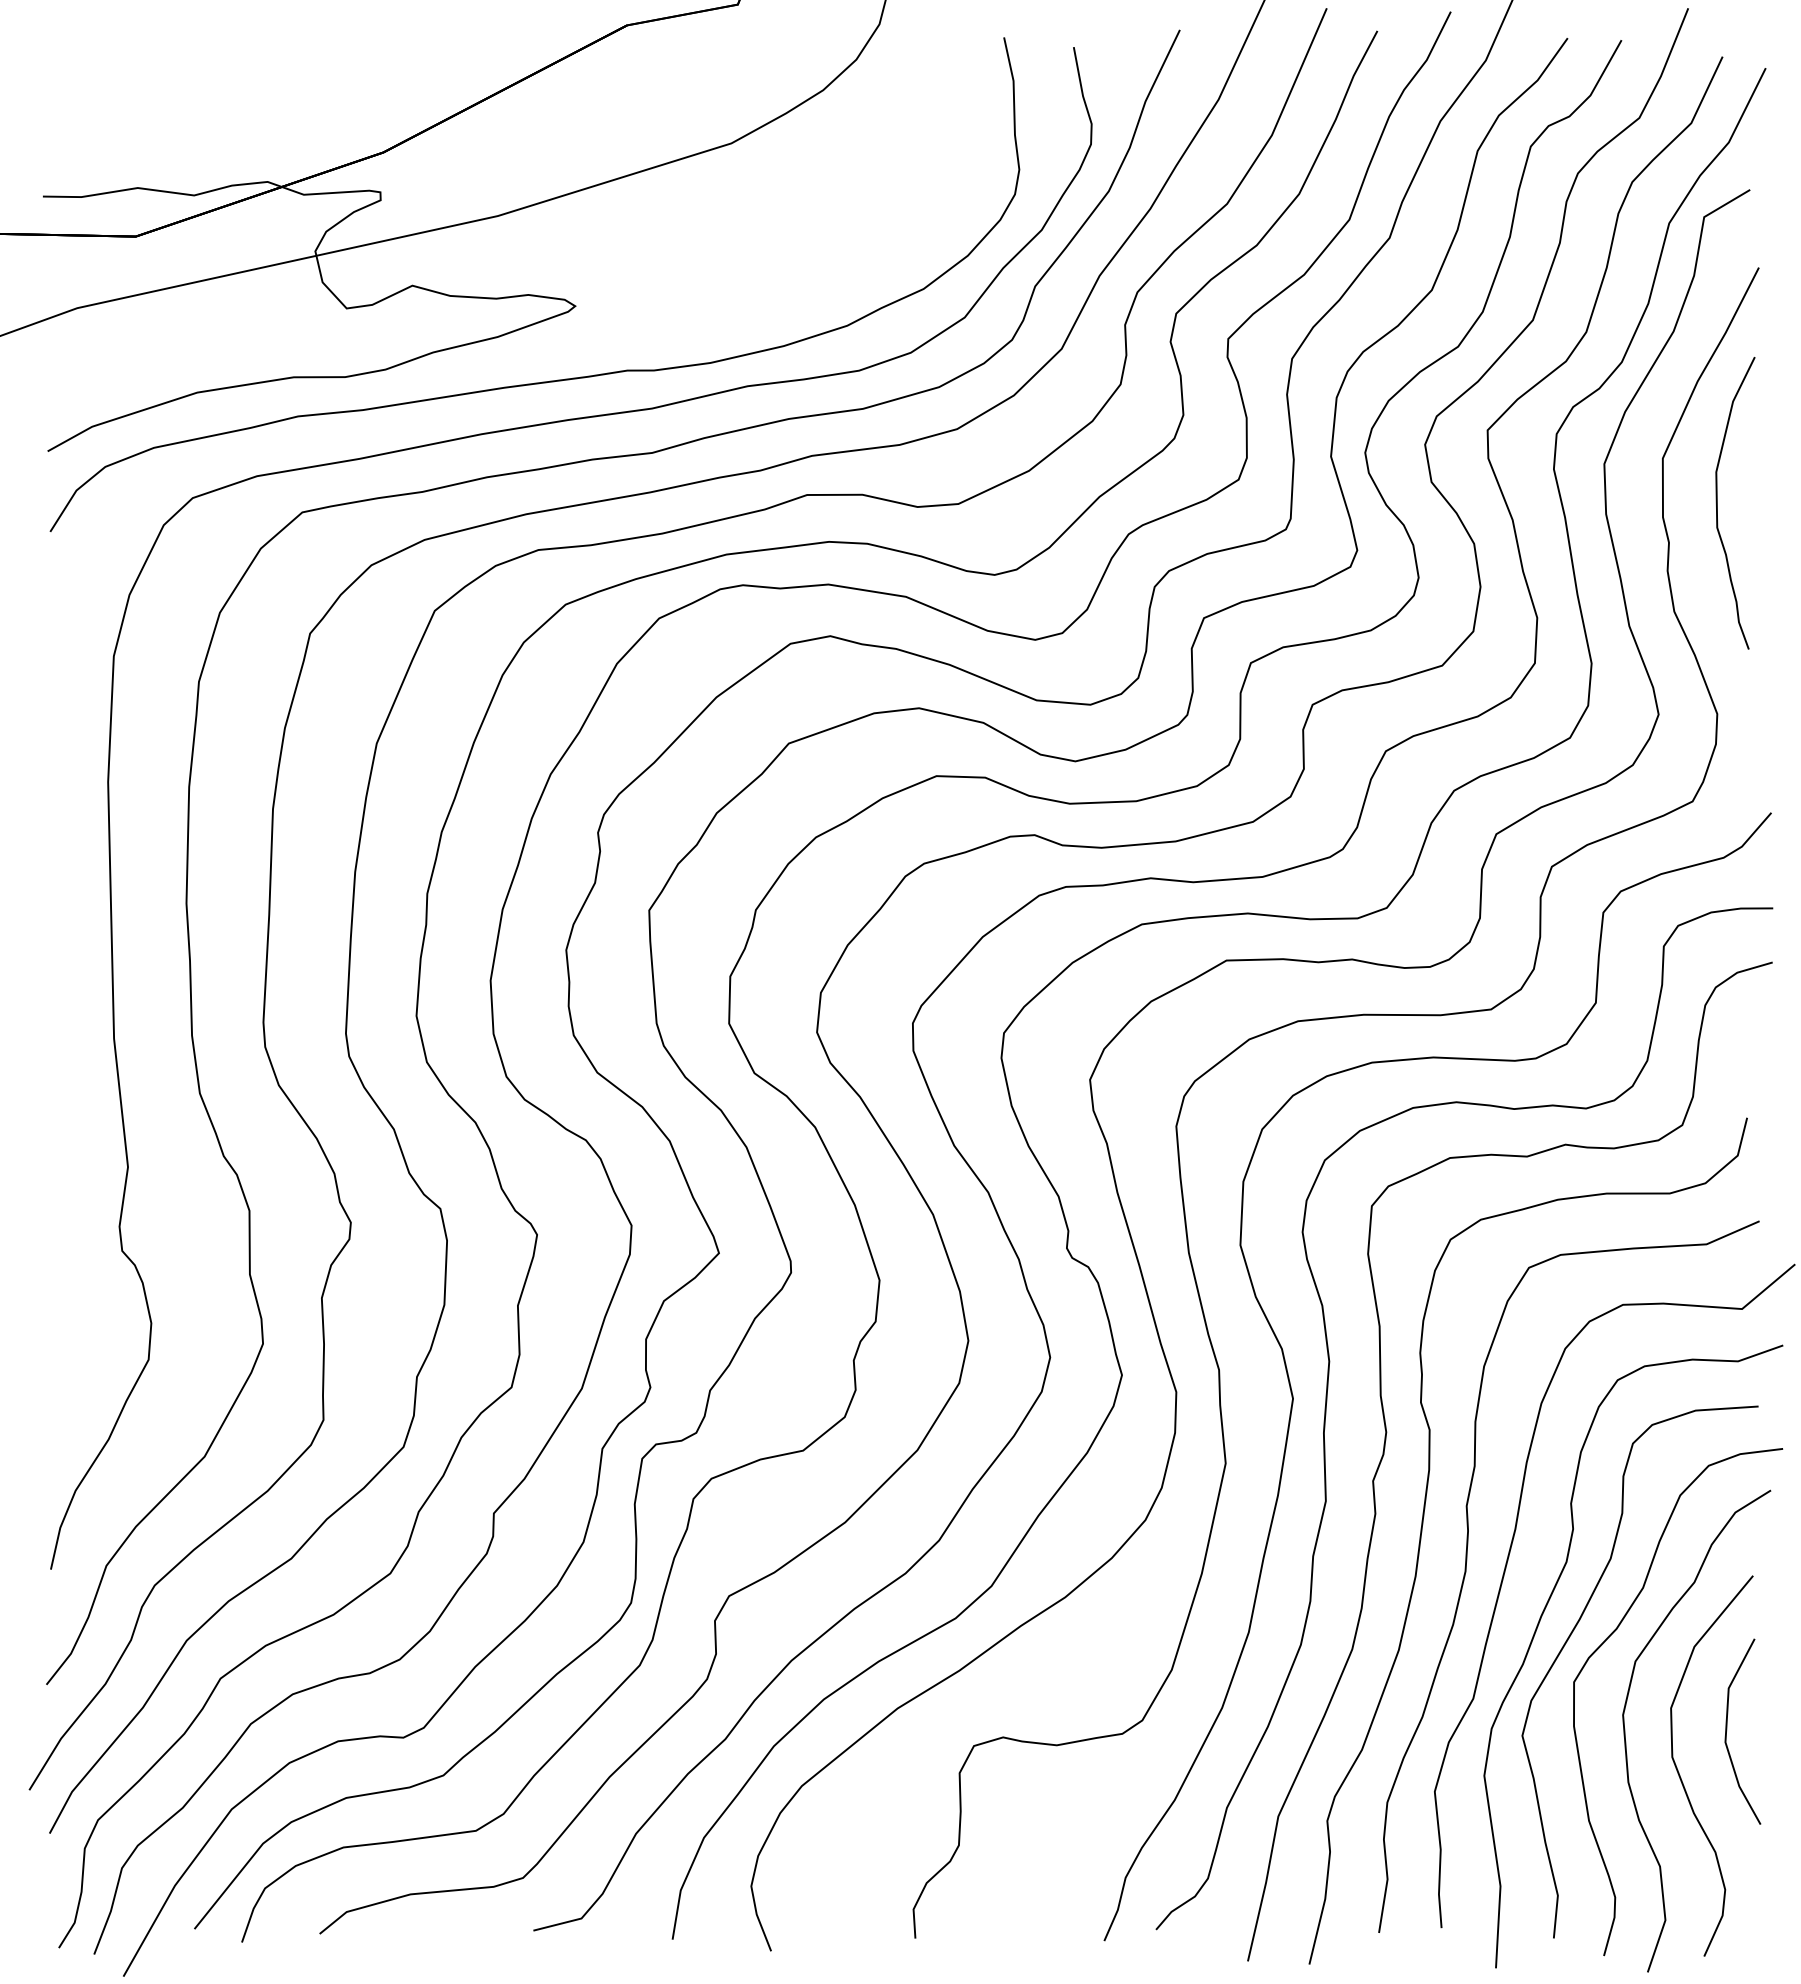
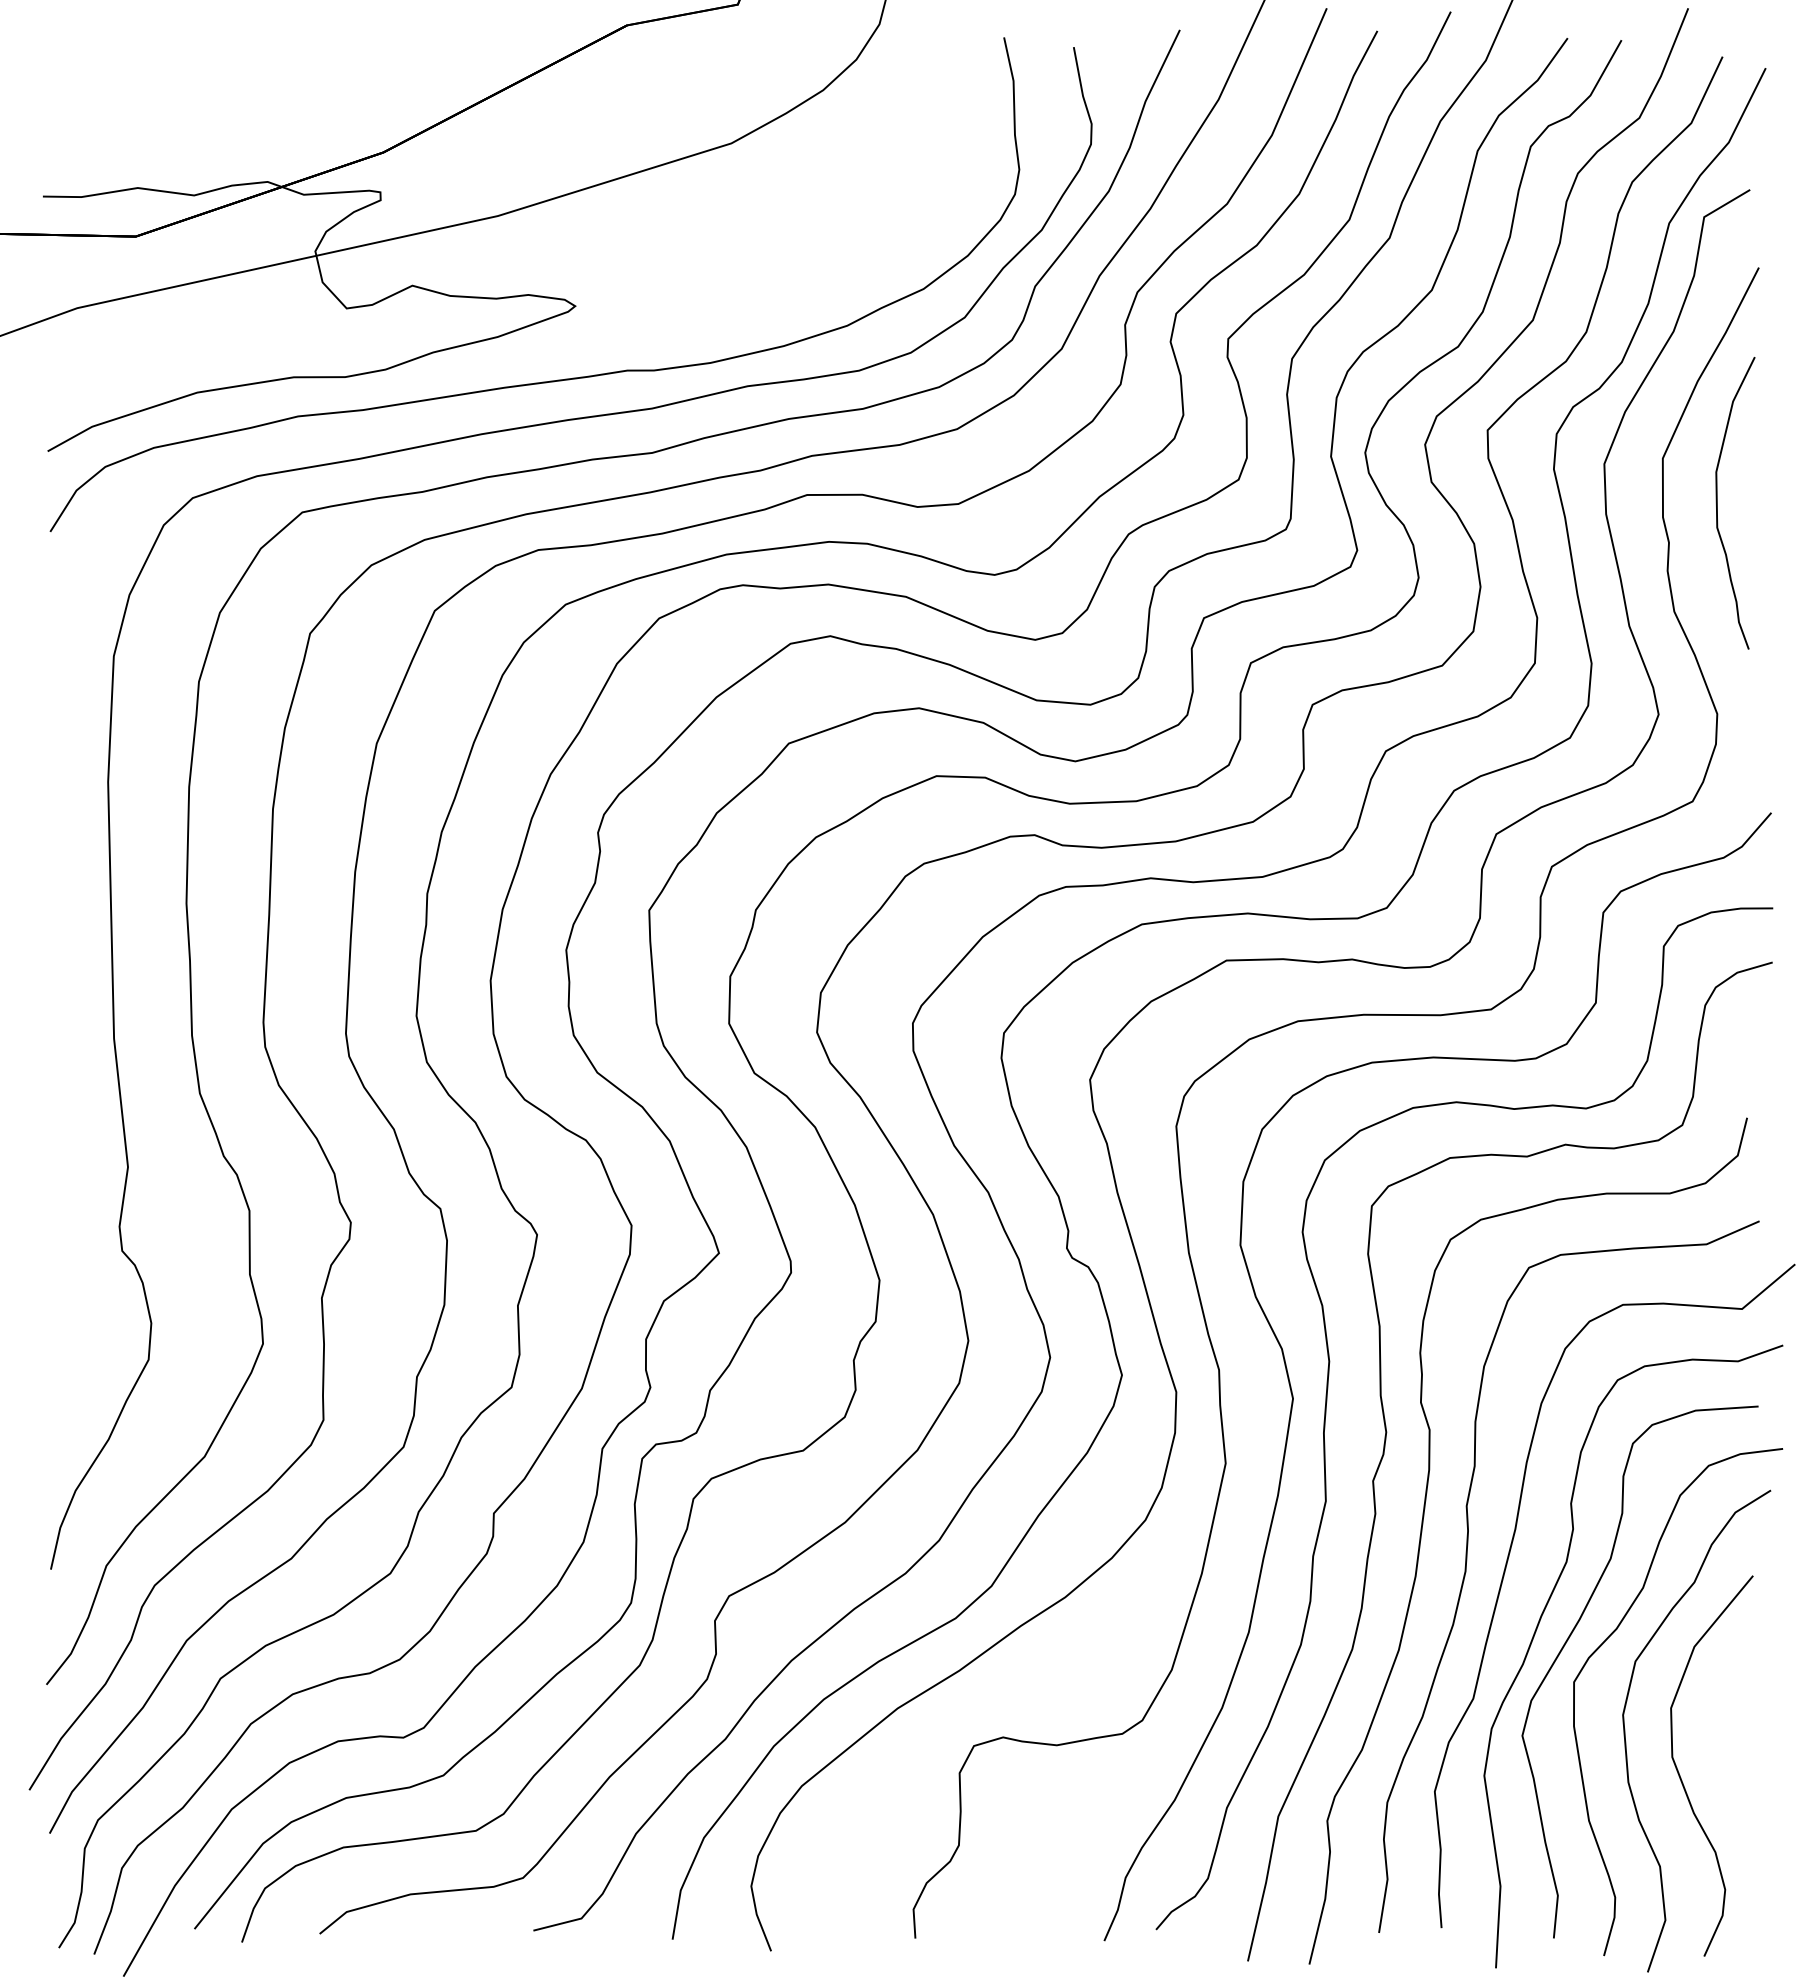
line: present -> none (1727, 1730)
